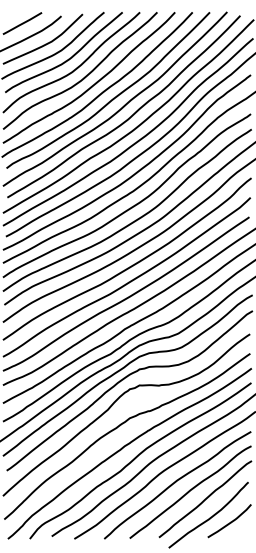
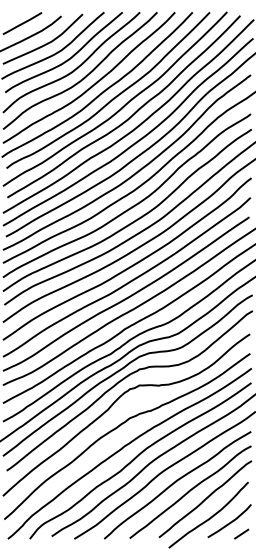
line: none -> present (241, 533)
